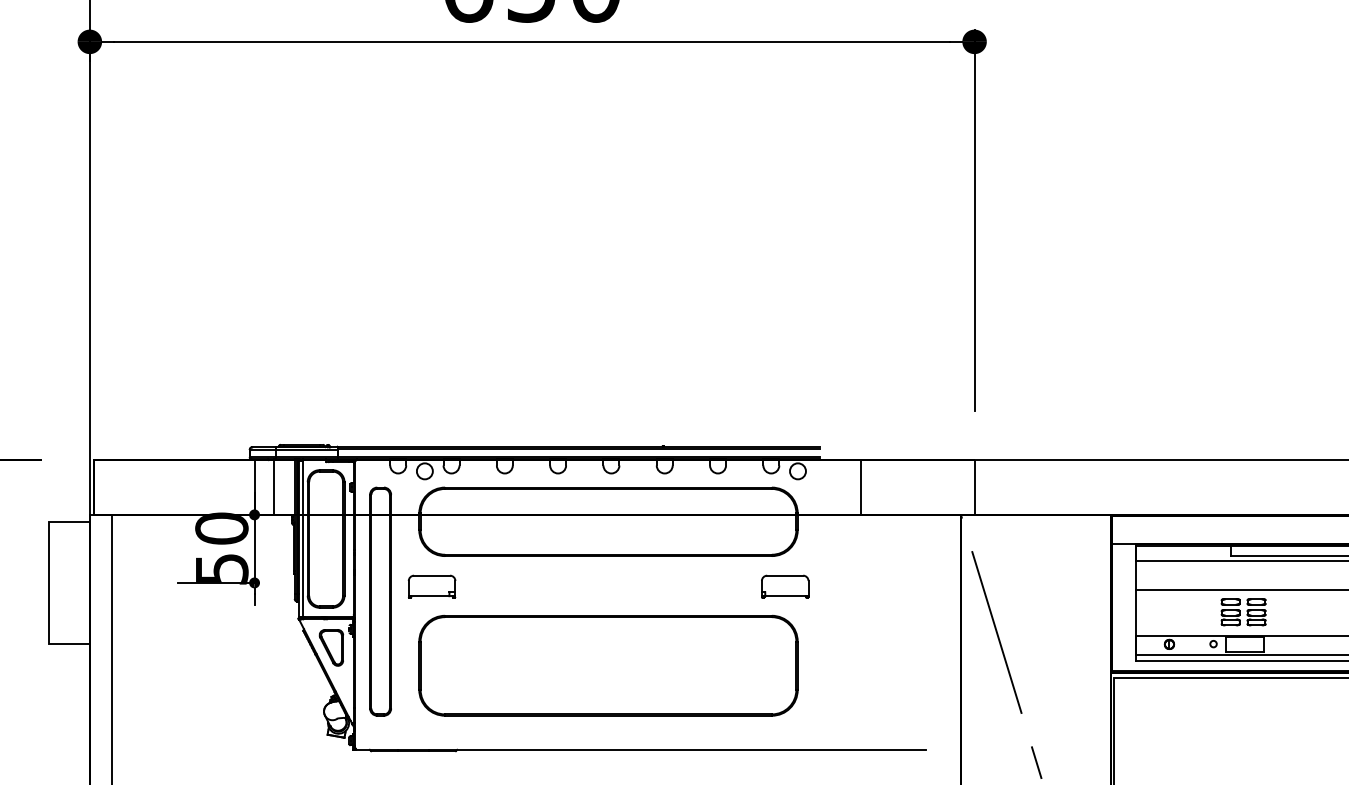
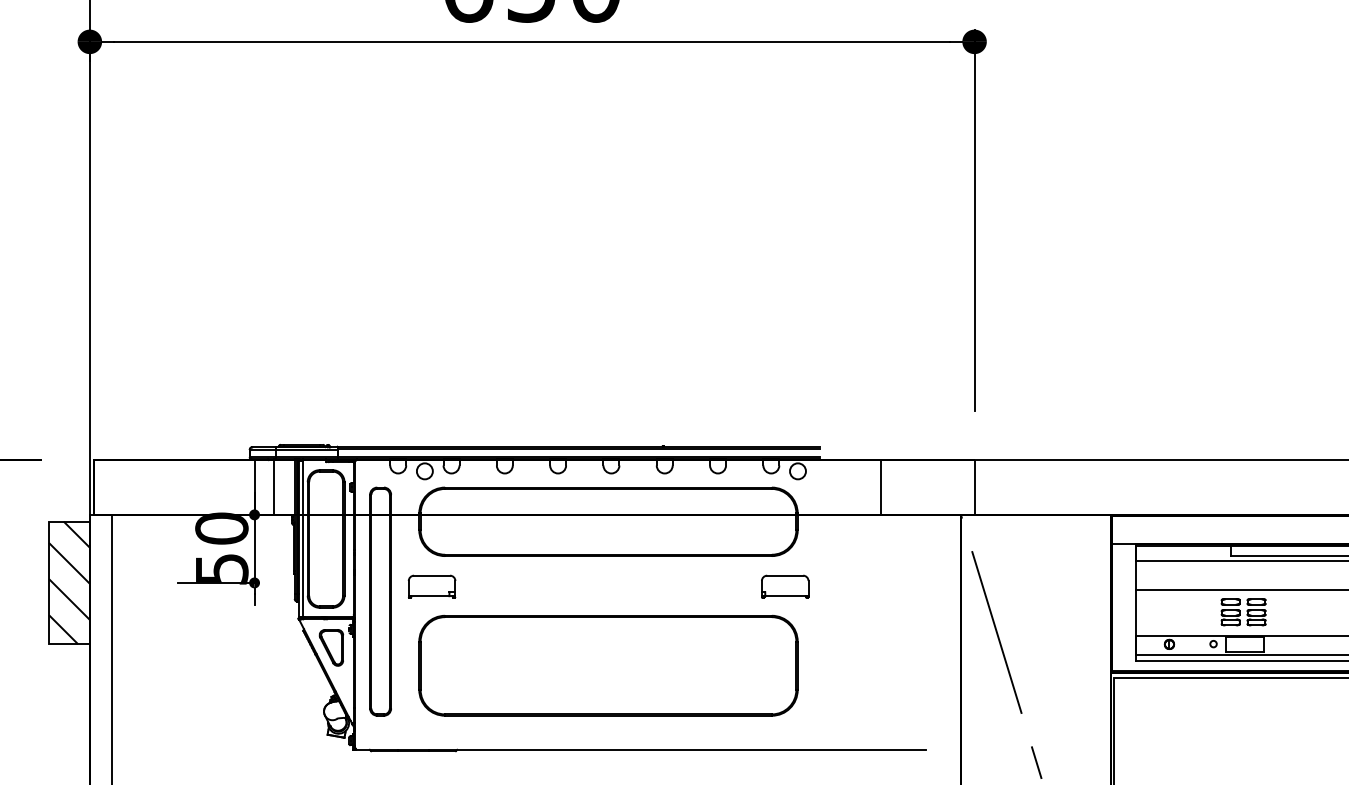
line position: (860, 487) -> (880, 487) (880, 487)
hatch: none -> present (69, 582)
